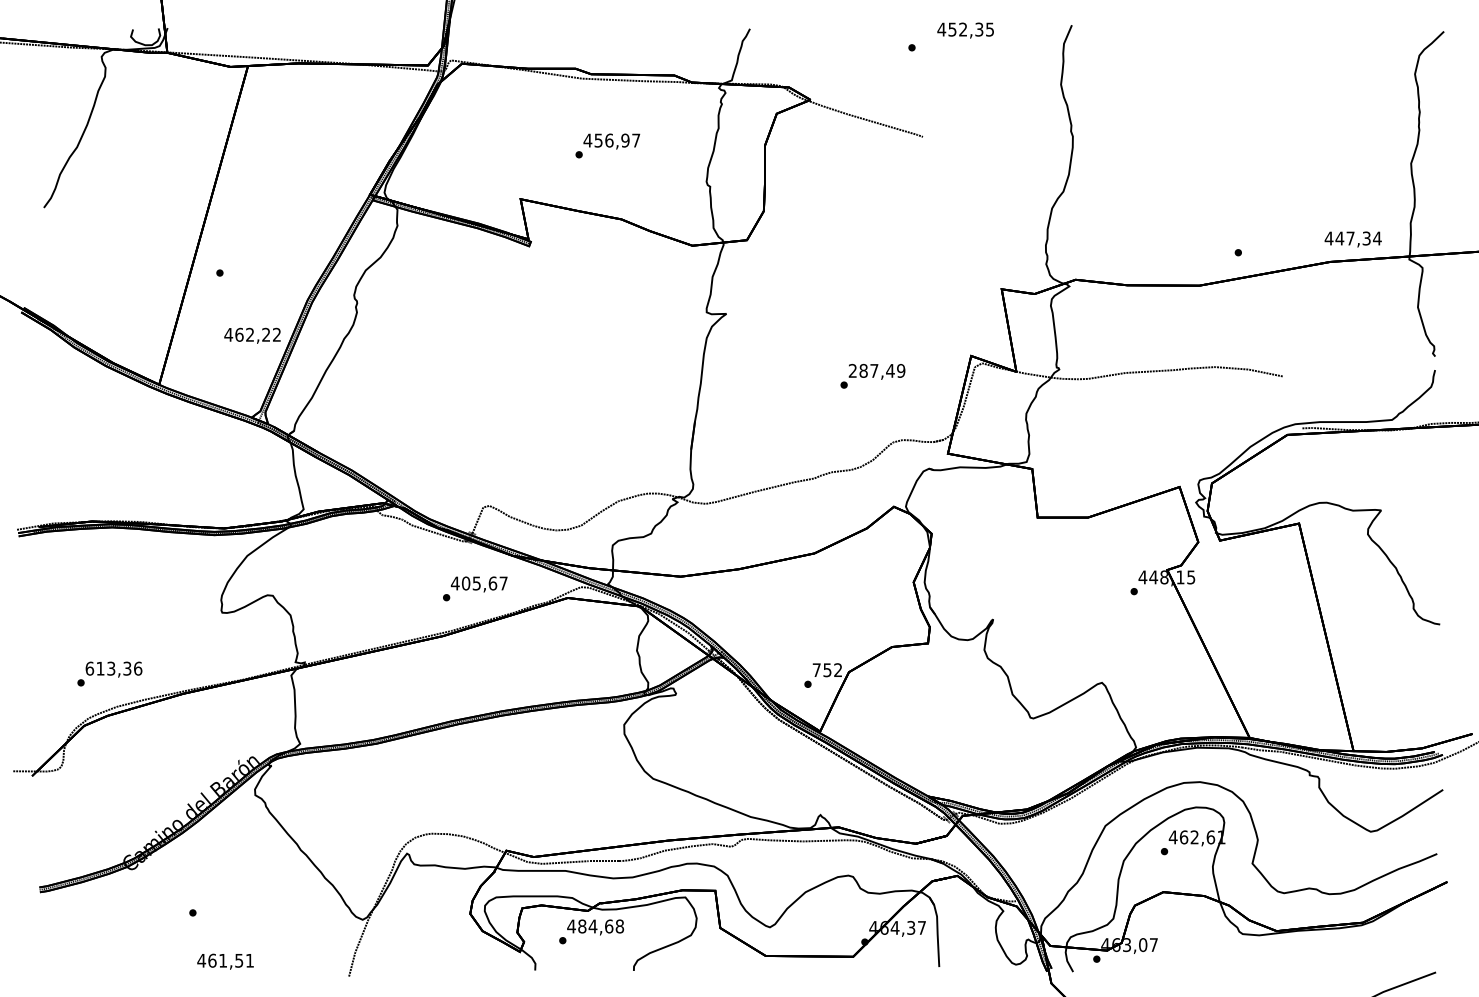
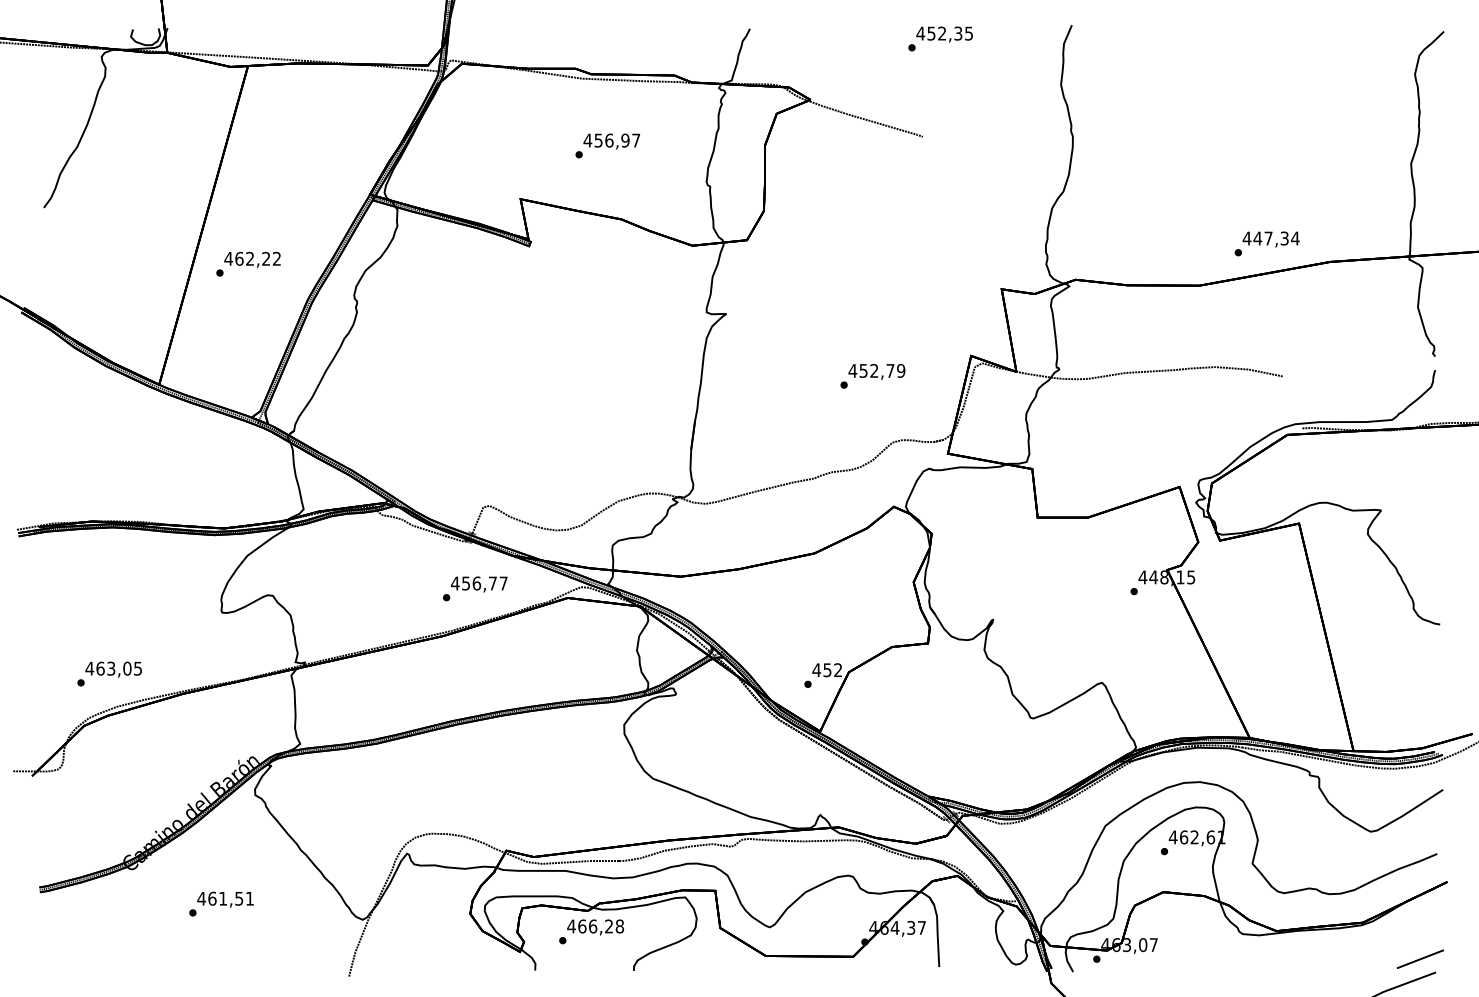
text position: (965, 30) -> (944, 34) (944, 34)
text position: (1352, 239) -> (1270, 239) (1270, 239)
text position: (252, 335) -> (252, 259) (252, 259)
text: 287,49 -> 452,79 (871, 370)
text: 405,67 -> 456,77 (479, 583)
text: 613,36 -> 463,05 (113, 668)
text: 752 -> 452 (816, 669)
text: 484,68 -> 466,28 (595, 926)
line: none -> present (1419, 958)
text position: (225, 961) -> (225, 899) (225, 899)
